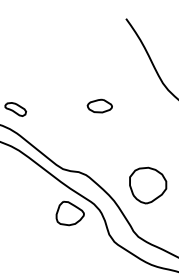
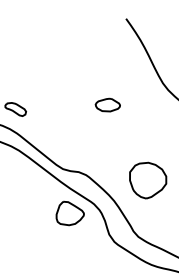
part position: (99, 105) -> (107, 104) (107, 104)
part position: (148, 185) -> (148, 180) (148, 180)
